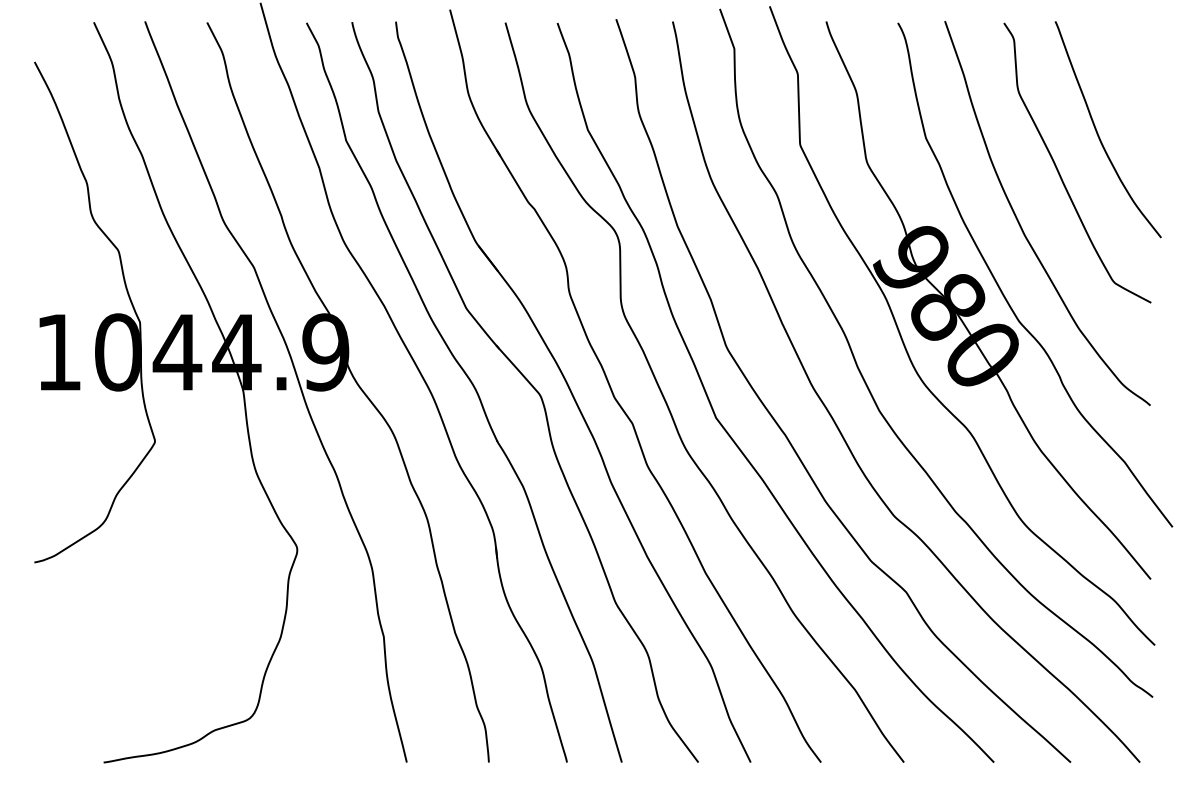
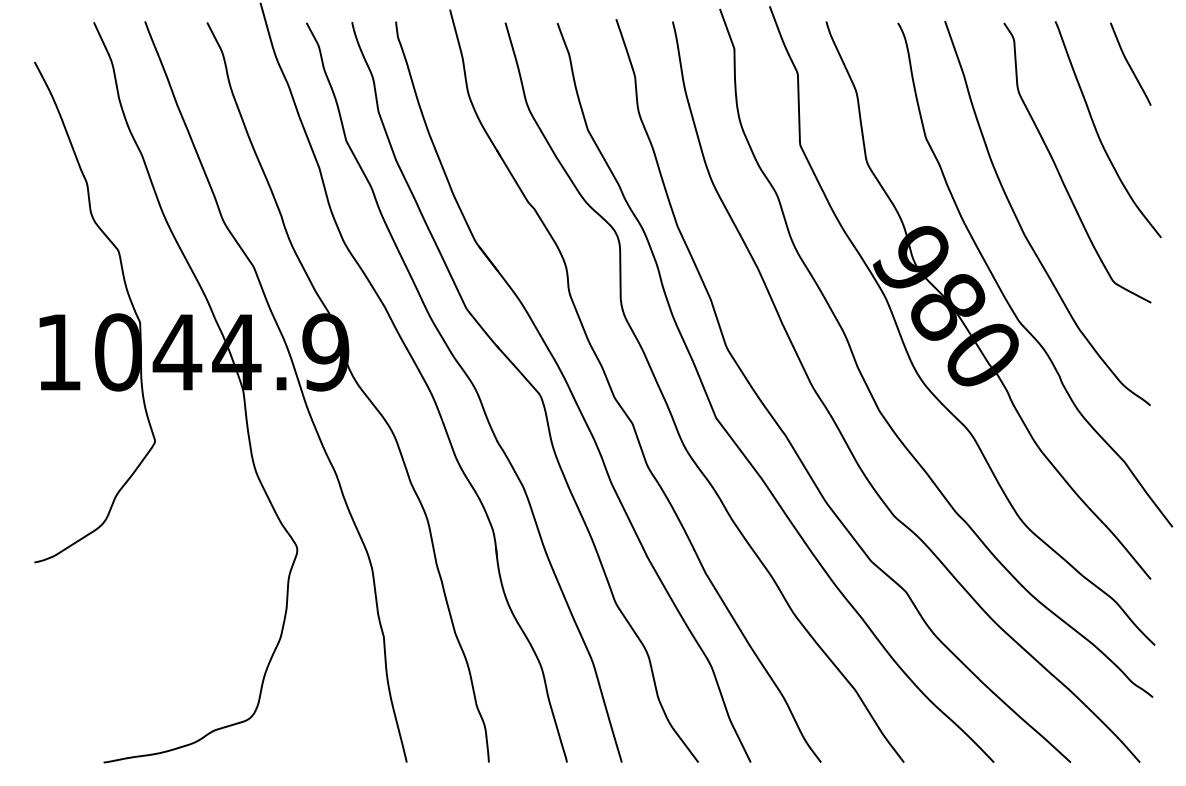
curve: none -> present (1129, 63)
